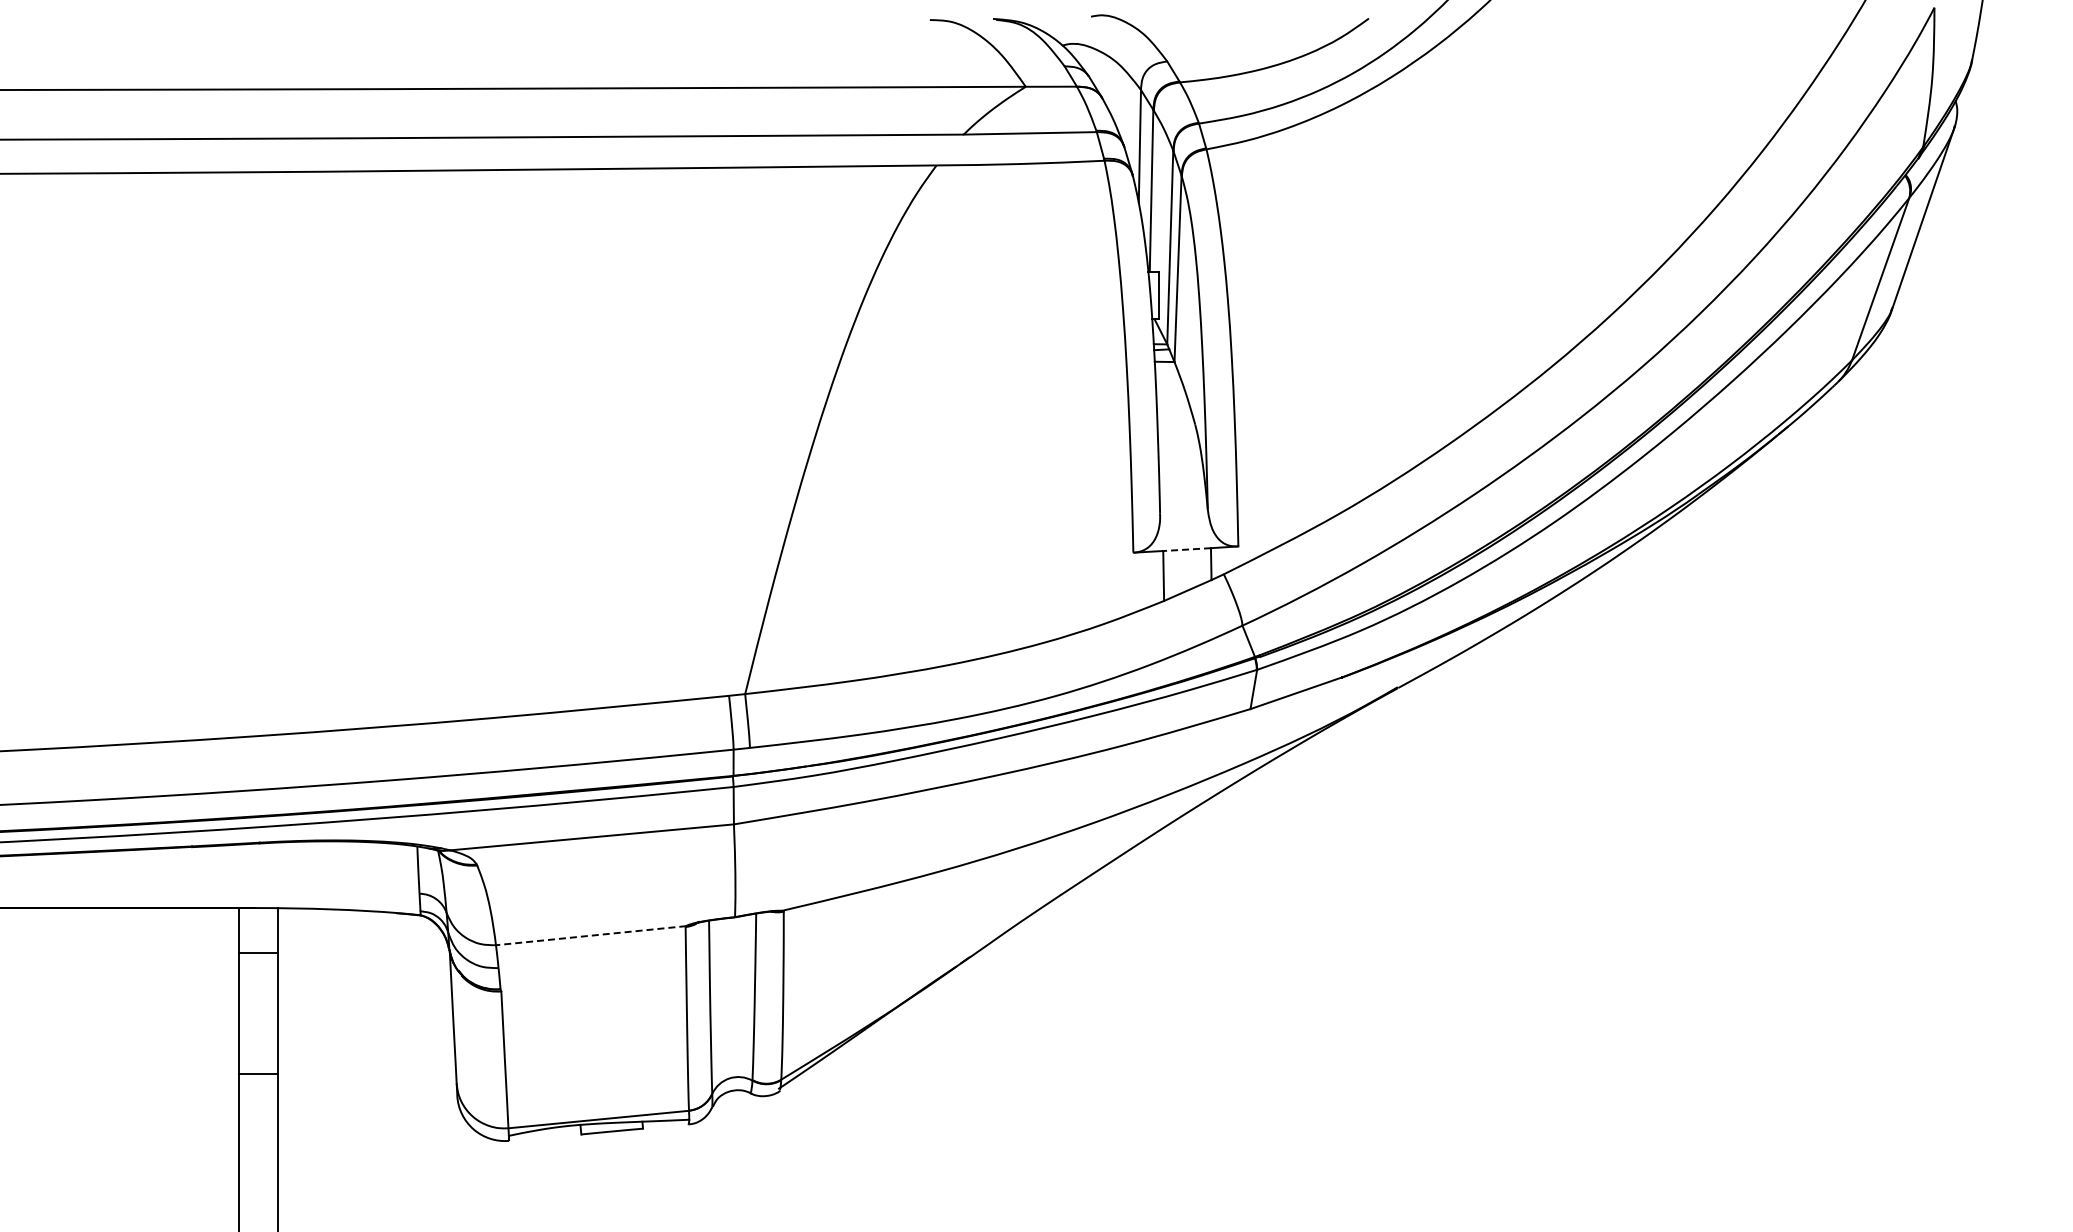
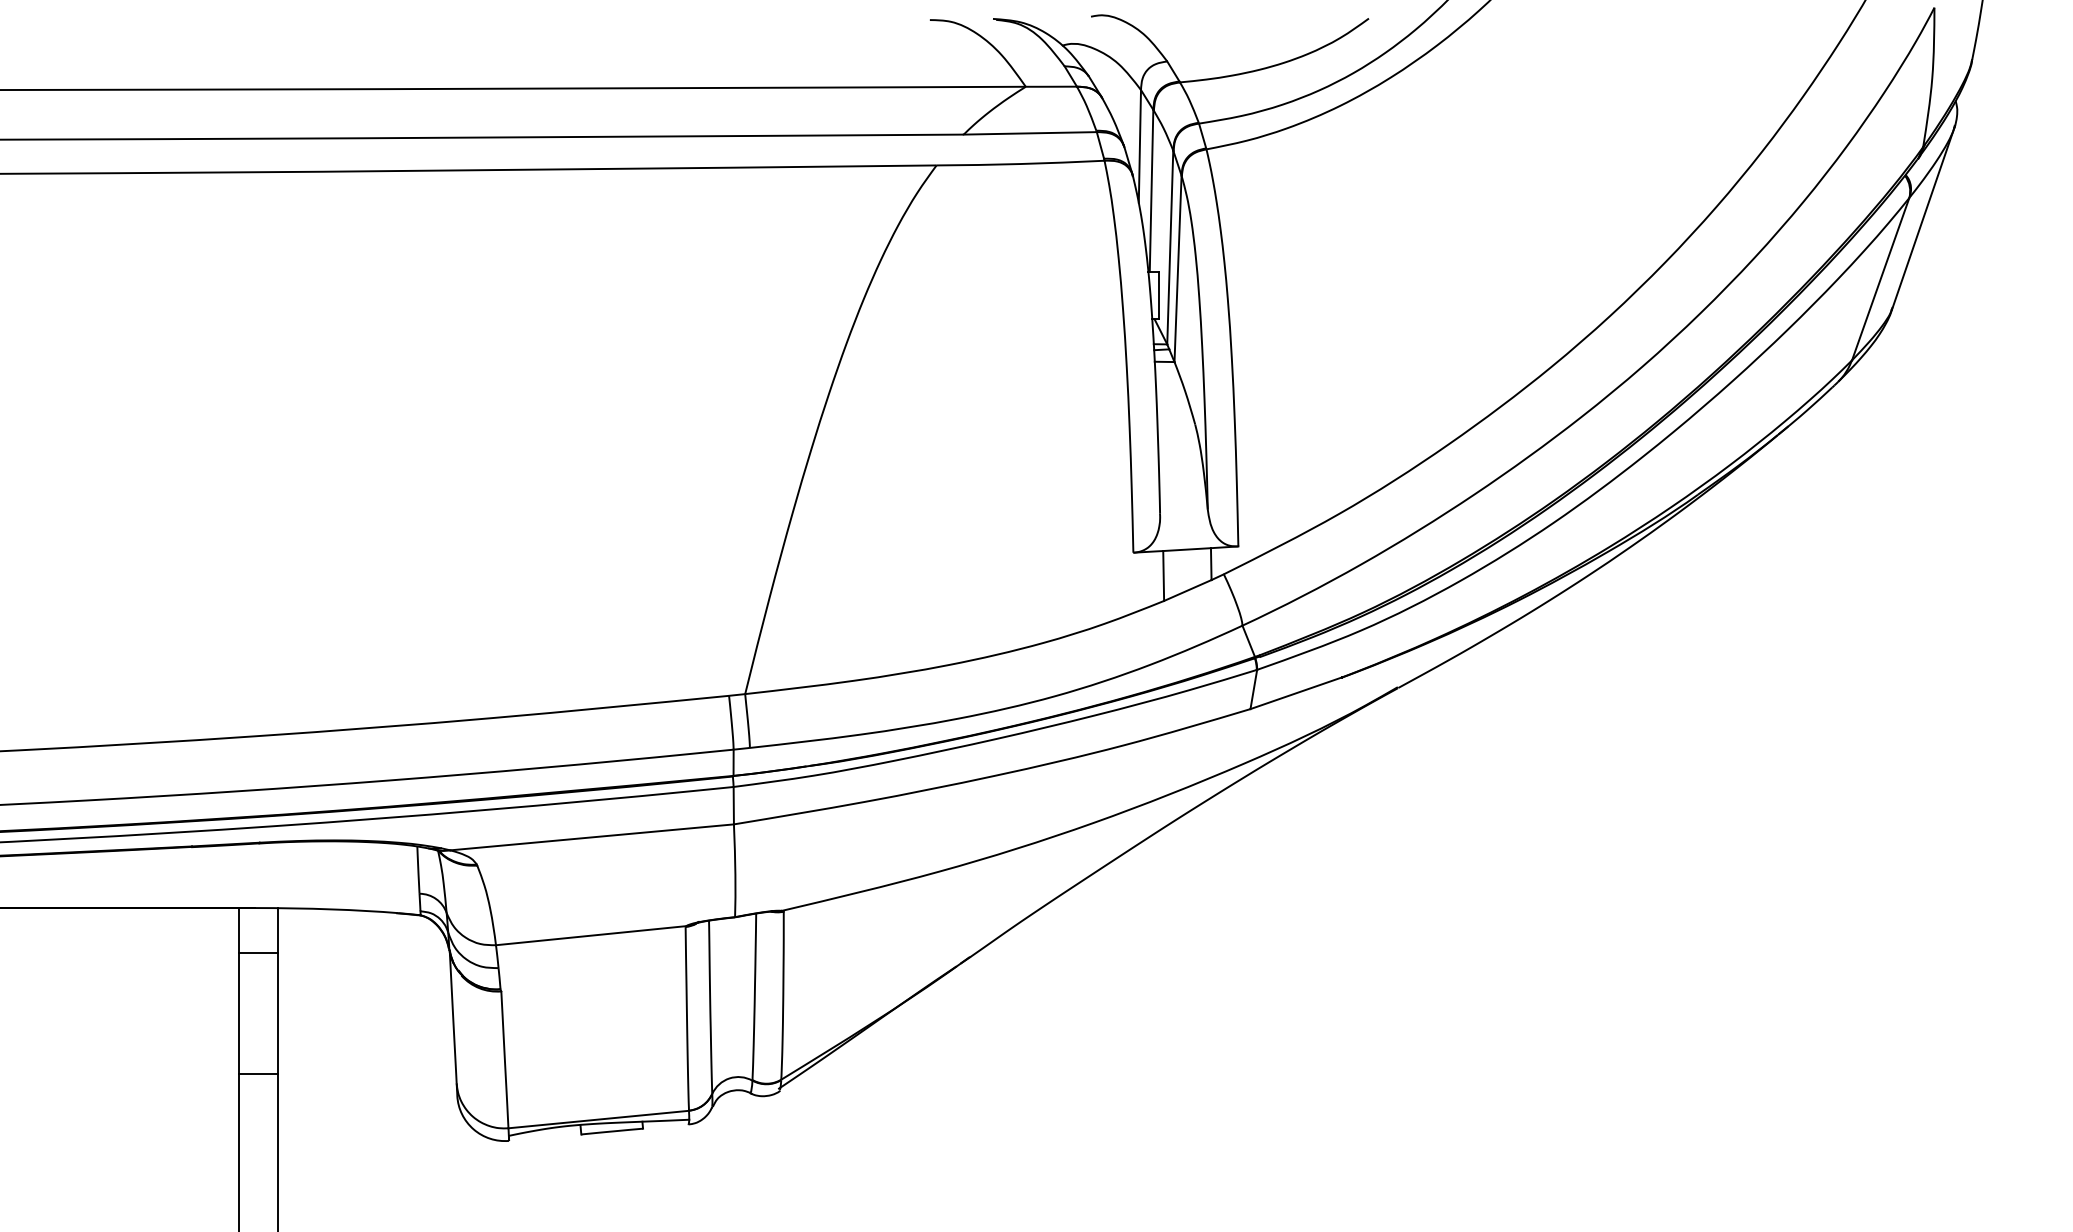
line: dashed -> solid (1187, 549)
line: dashed -> solid (591, 935)
